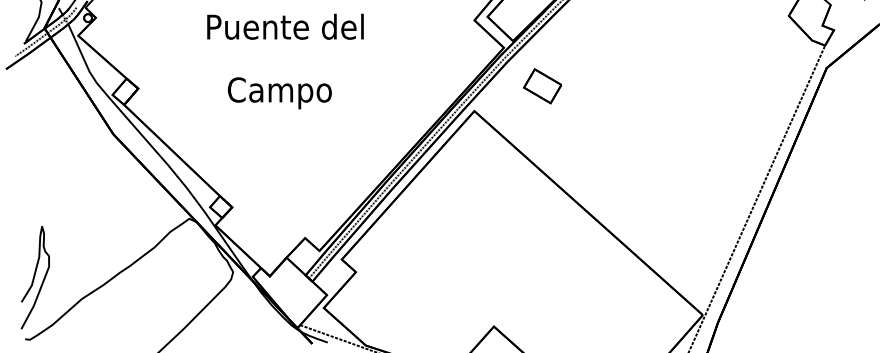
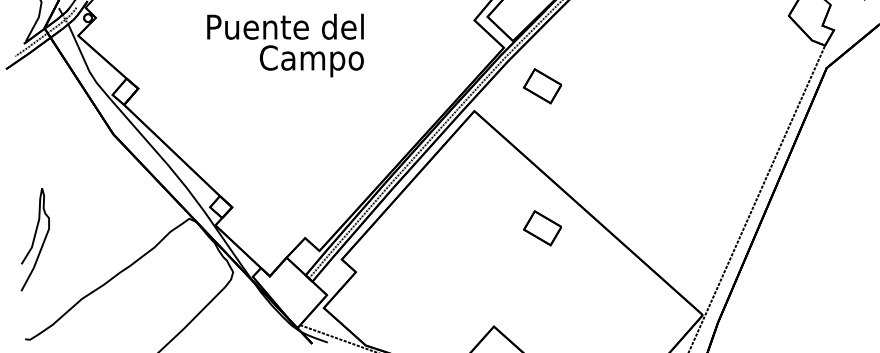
text position: (279, 93) -> (311, 61) (311, 61)
part: none -> present (542, 228)
curve position: (34, 277) -> (34, 239) (34, 239)
